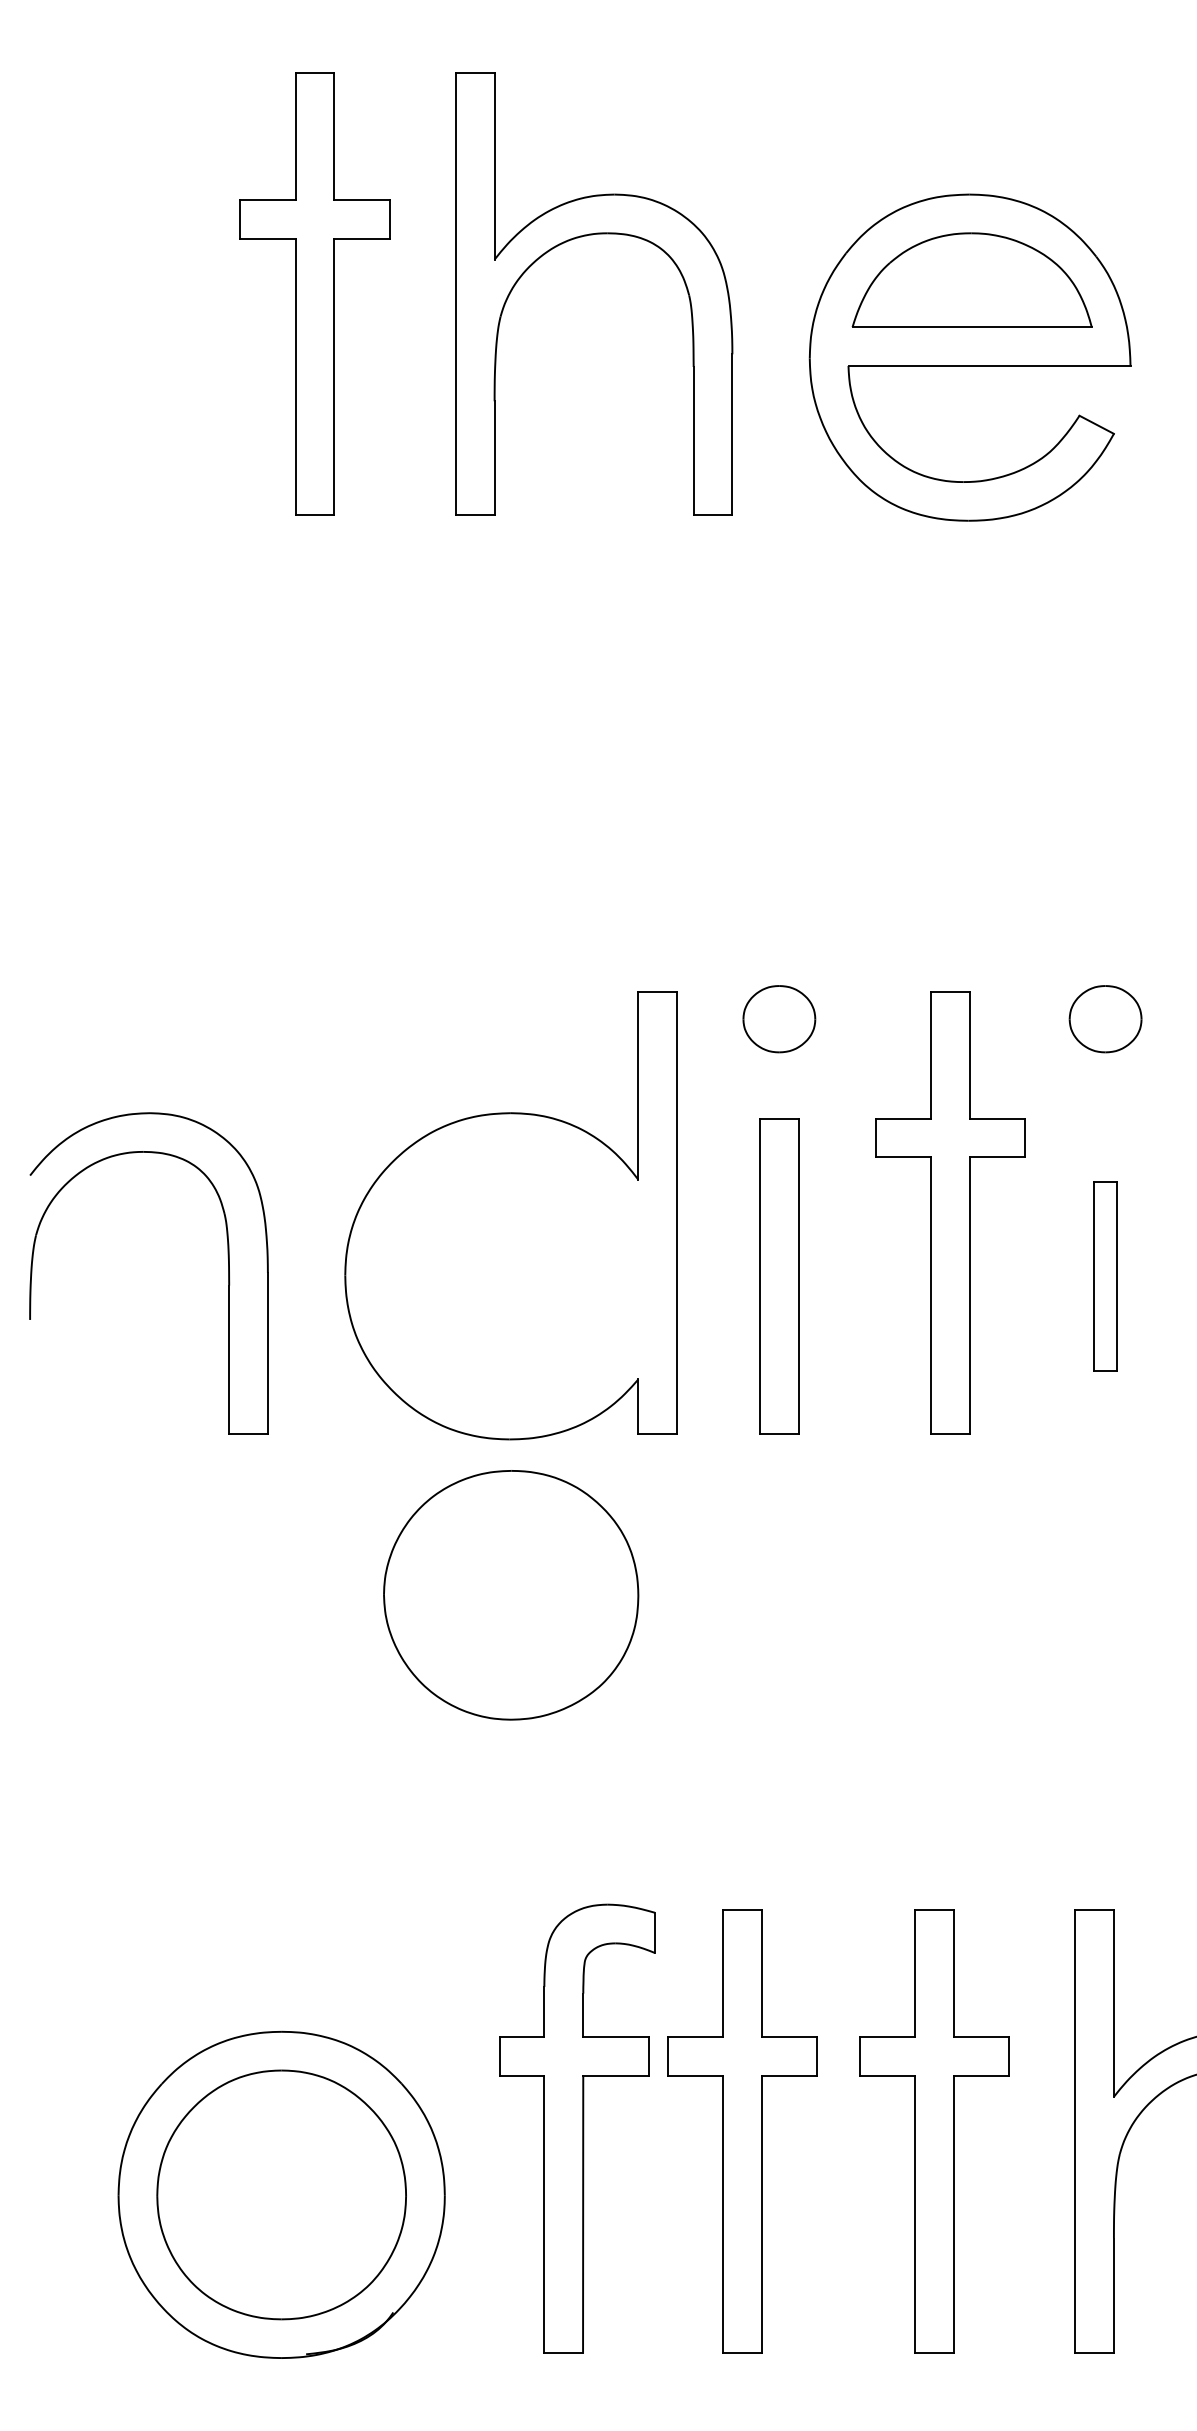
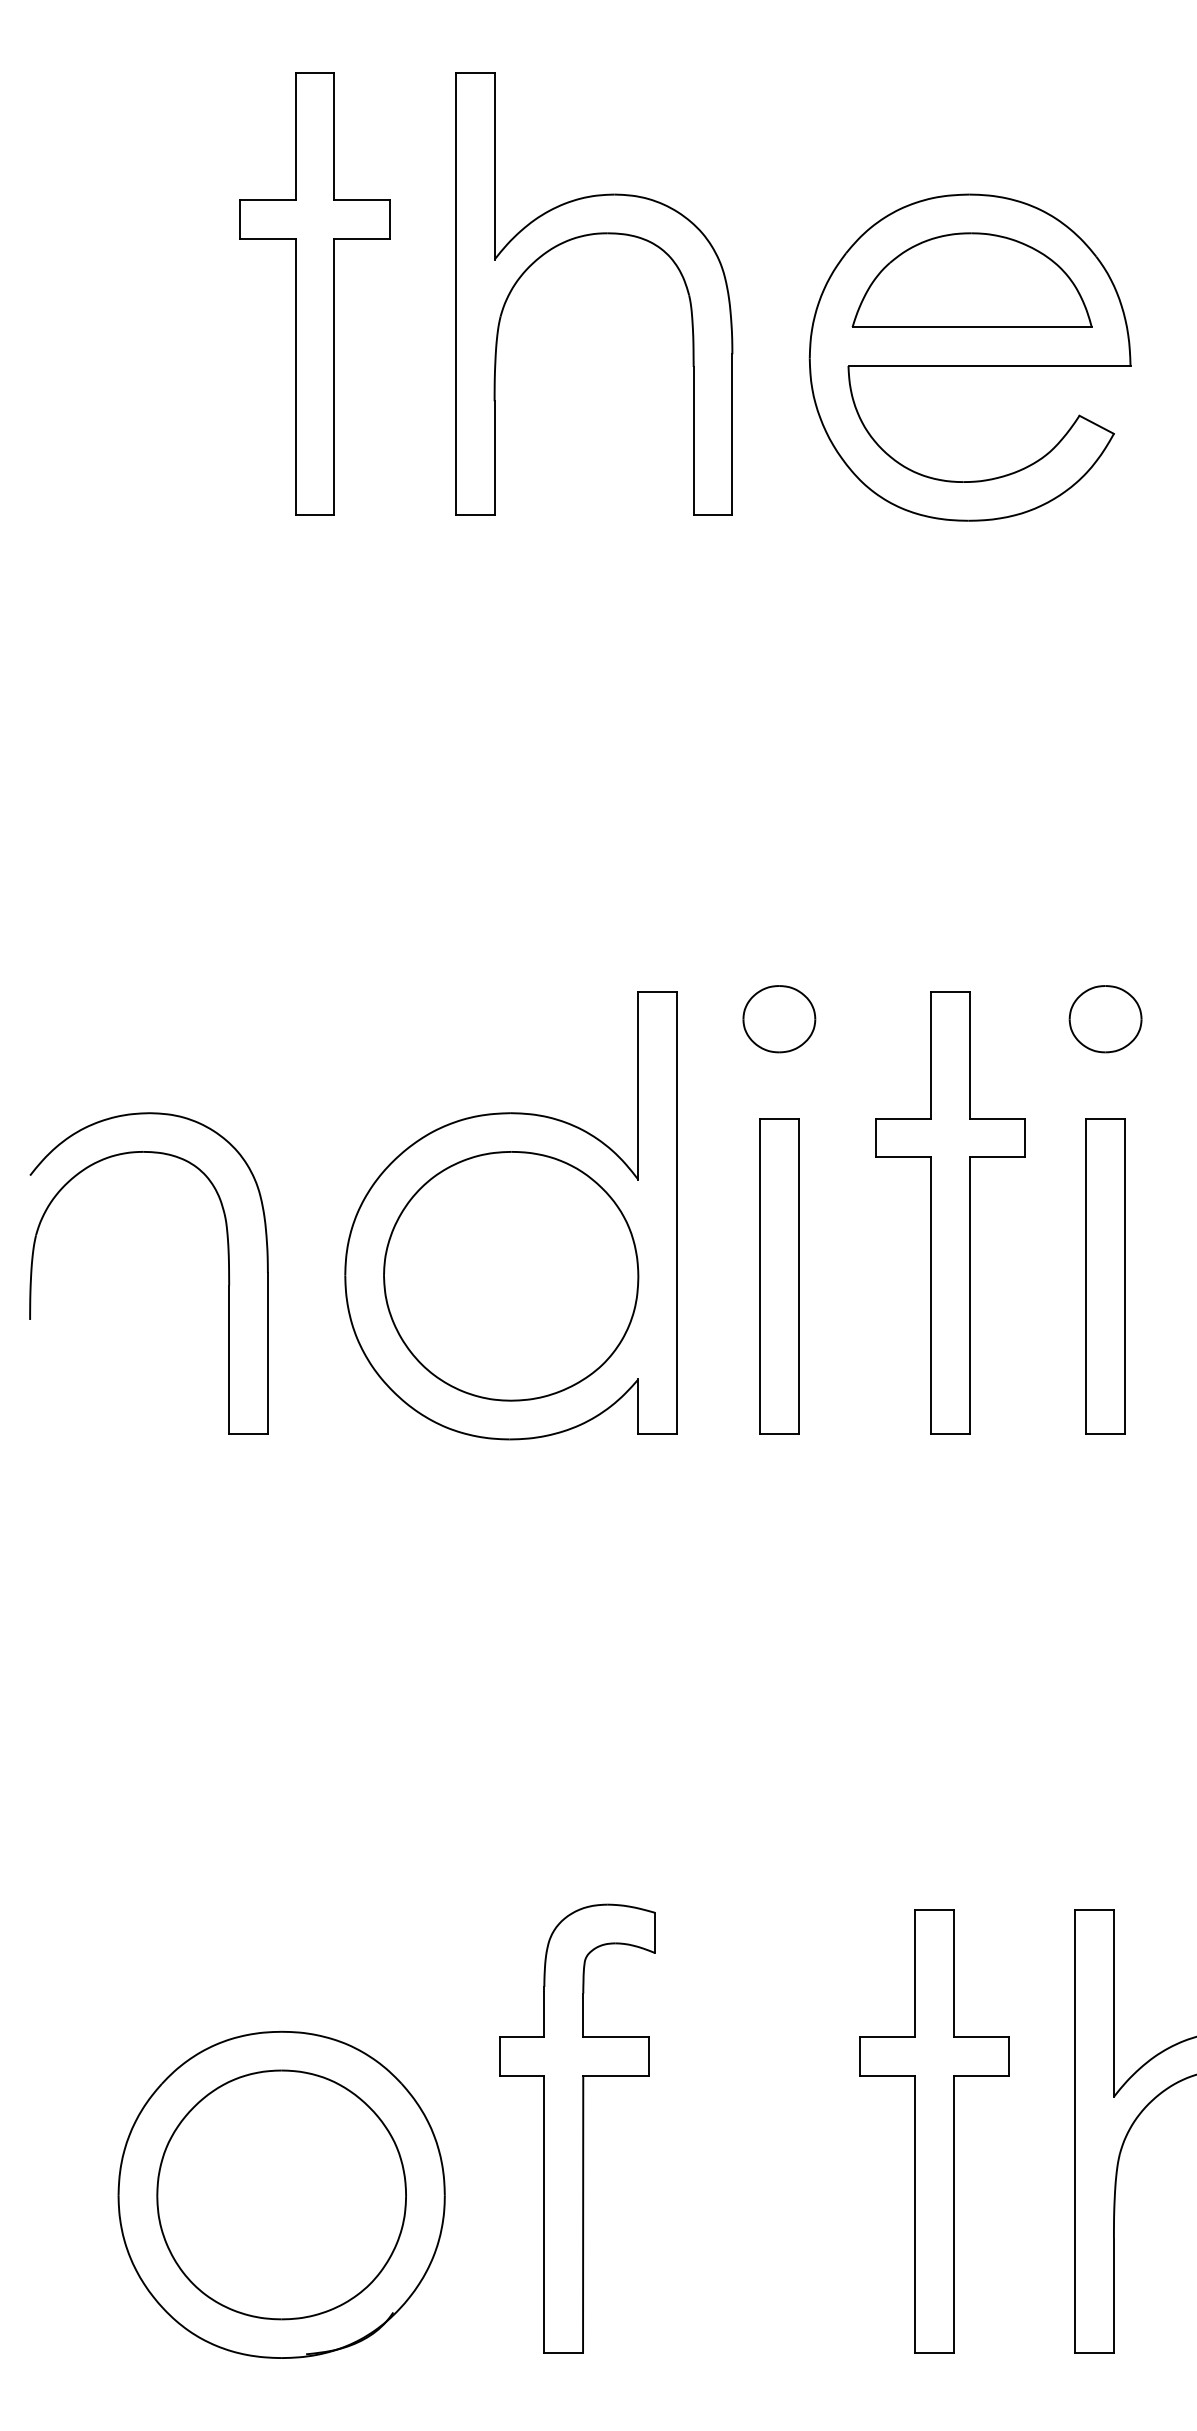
part size: 25x191 px -> 41x317 px (1105, 1276)
part position: (511, 1595) -> (511, 1276) (511, 1276)
part: present -> none (742, 2131)
